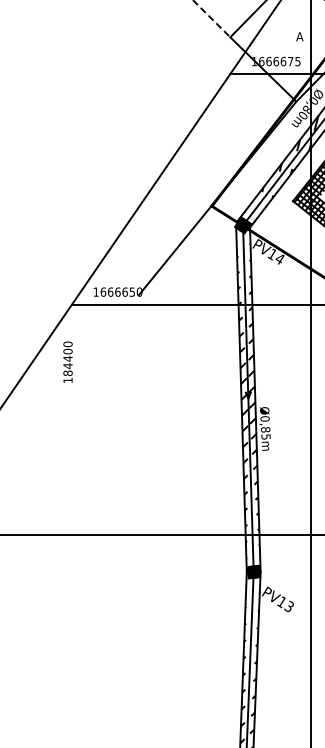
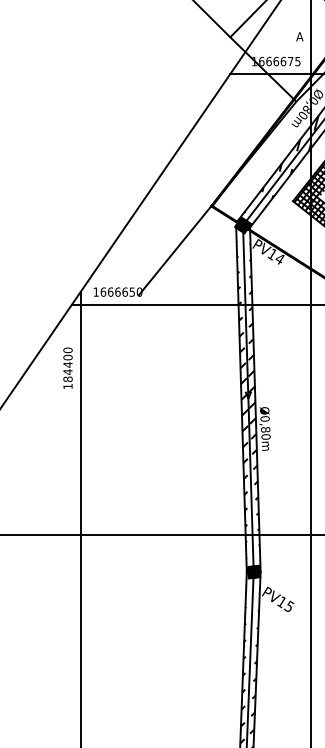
line: dashed -> solid (211, 19)
text position: (67, 361) -> (67, 367) (67, 367)
text: Ø0,85m -> Ø0,80m (265, 436)
line: none -> present (80, 517)
text: PV13 -> PV15 (290, 606)
